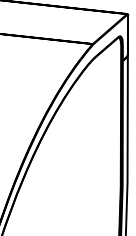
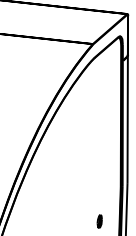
part: none -> present (99, 221)
